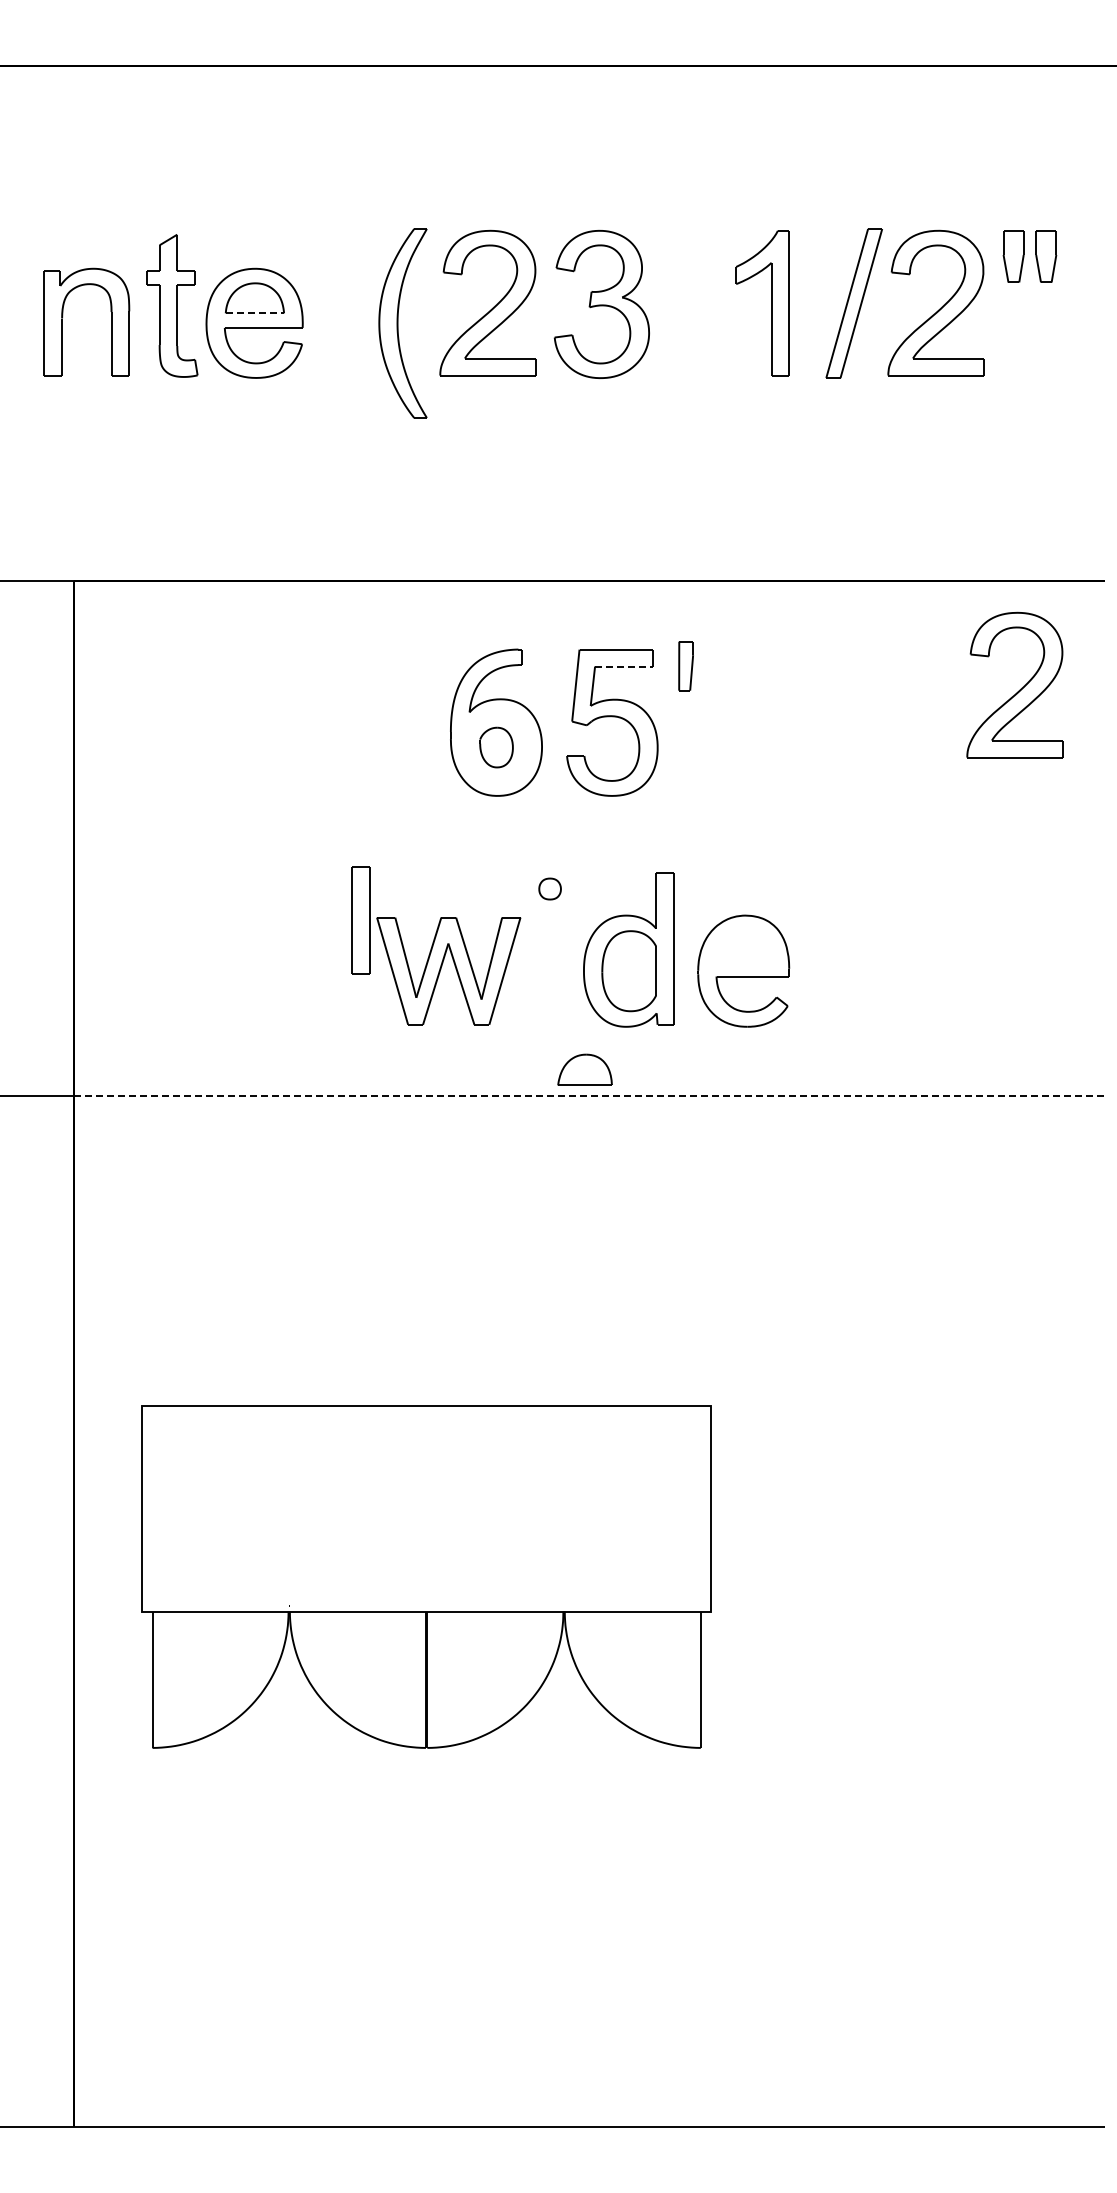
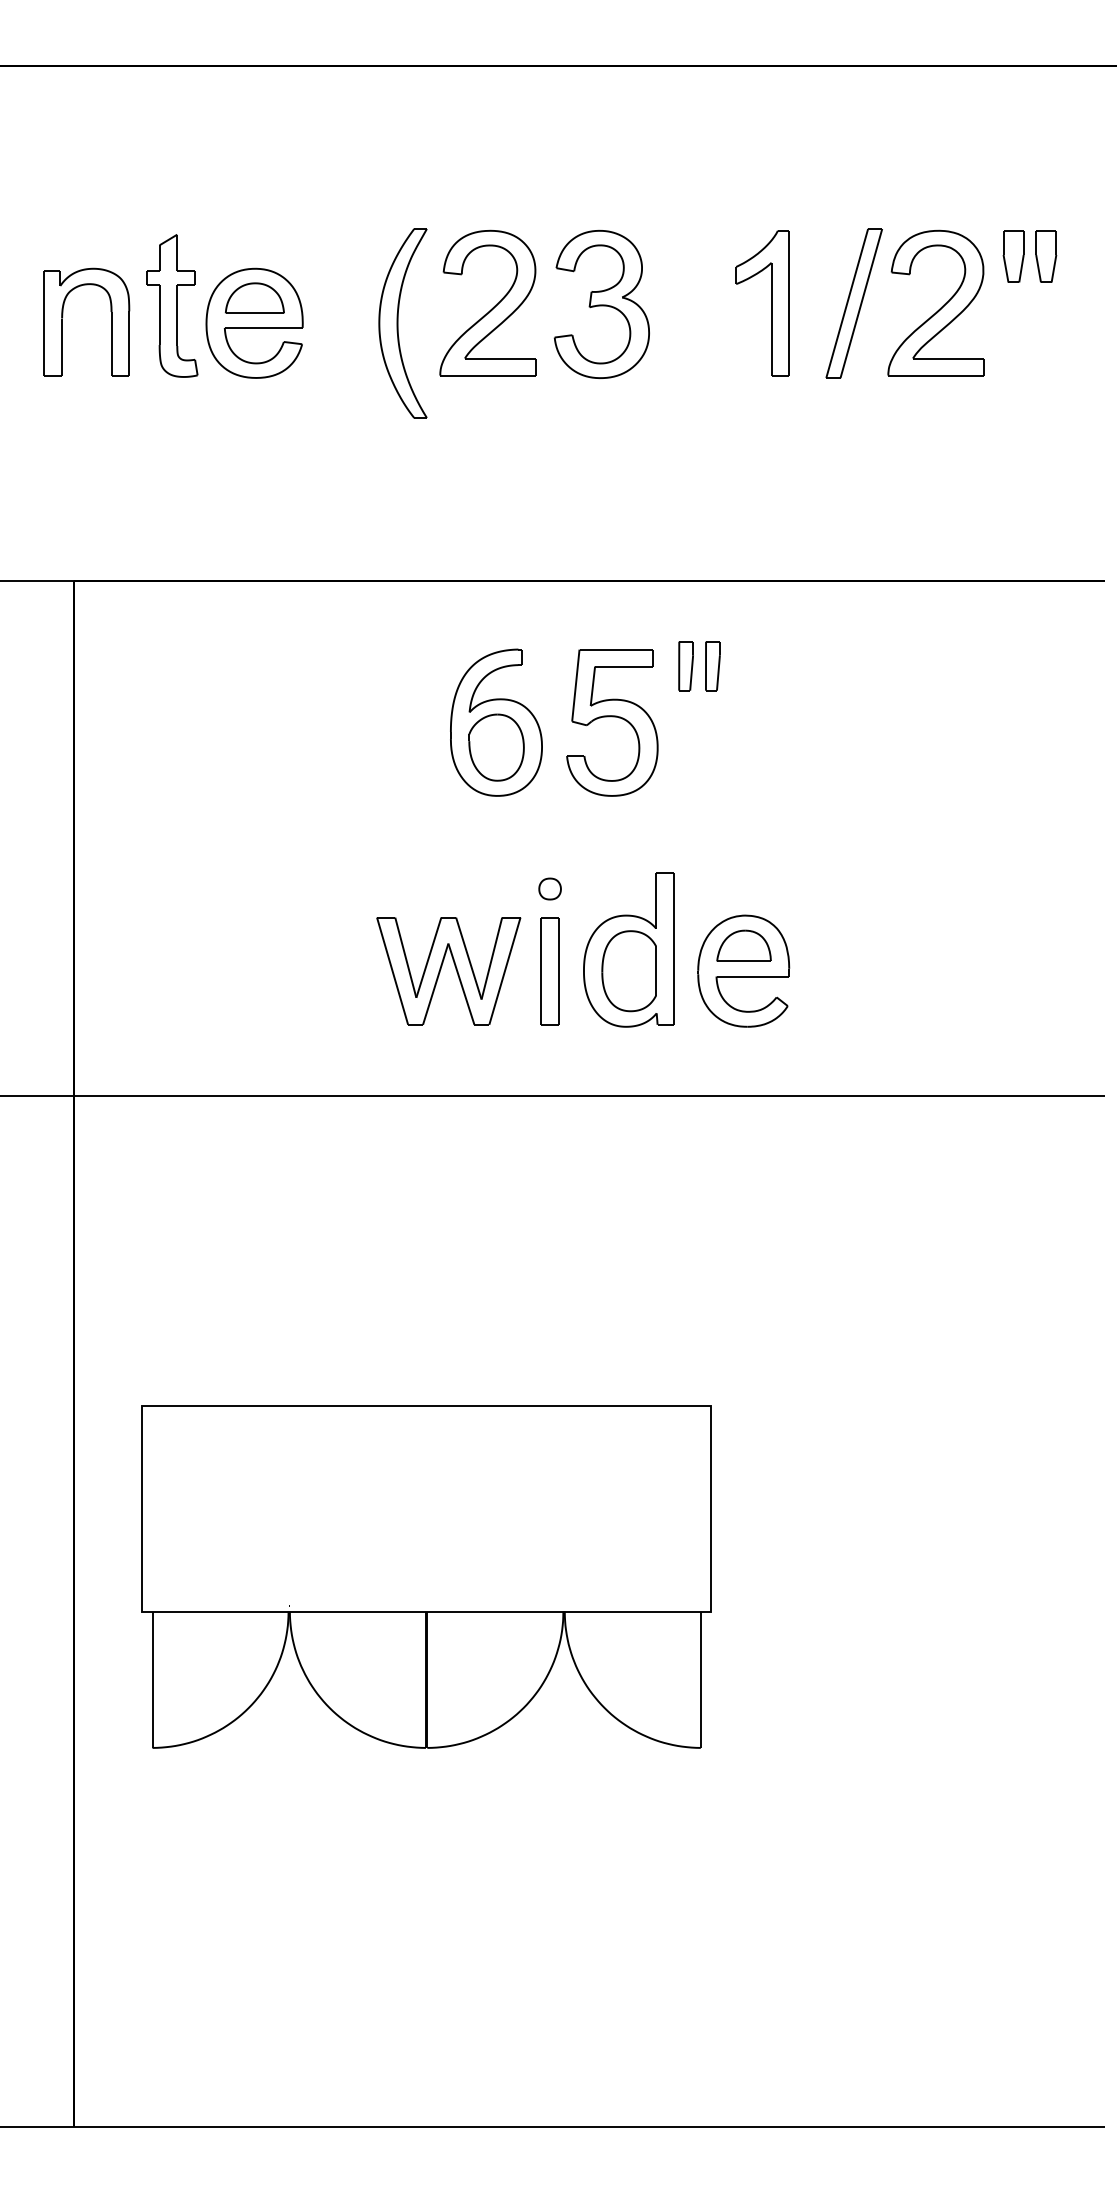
line: dashed -> solid (255, 313)
line: dashed -> solid (624, 666)
part: none -> present (712, 666)
part: present -> none (1019, 689)
part size: 35x43 px -> 57x69 px (496, 747)
part position: (360, 920) -> (549, 971) (549, 971)
part position: (584, 1069) -> (743, 945) (743, 945)
line: dashed -> solid (589, 1096)
